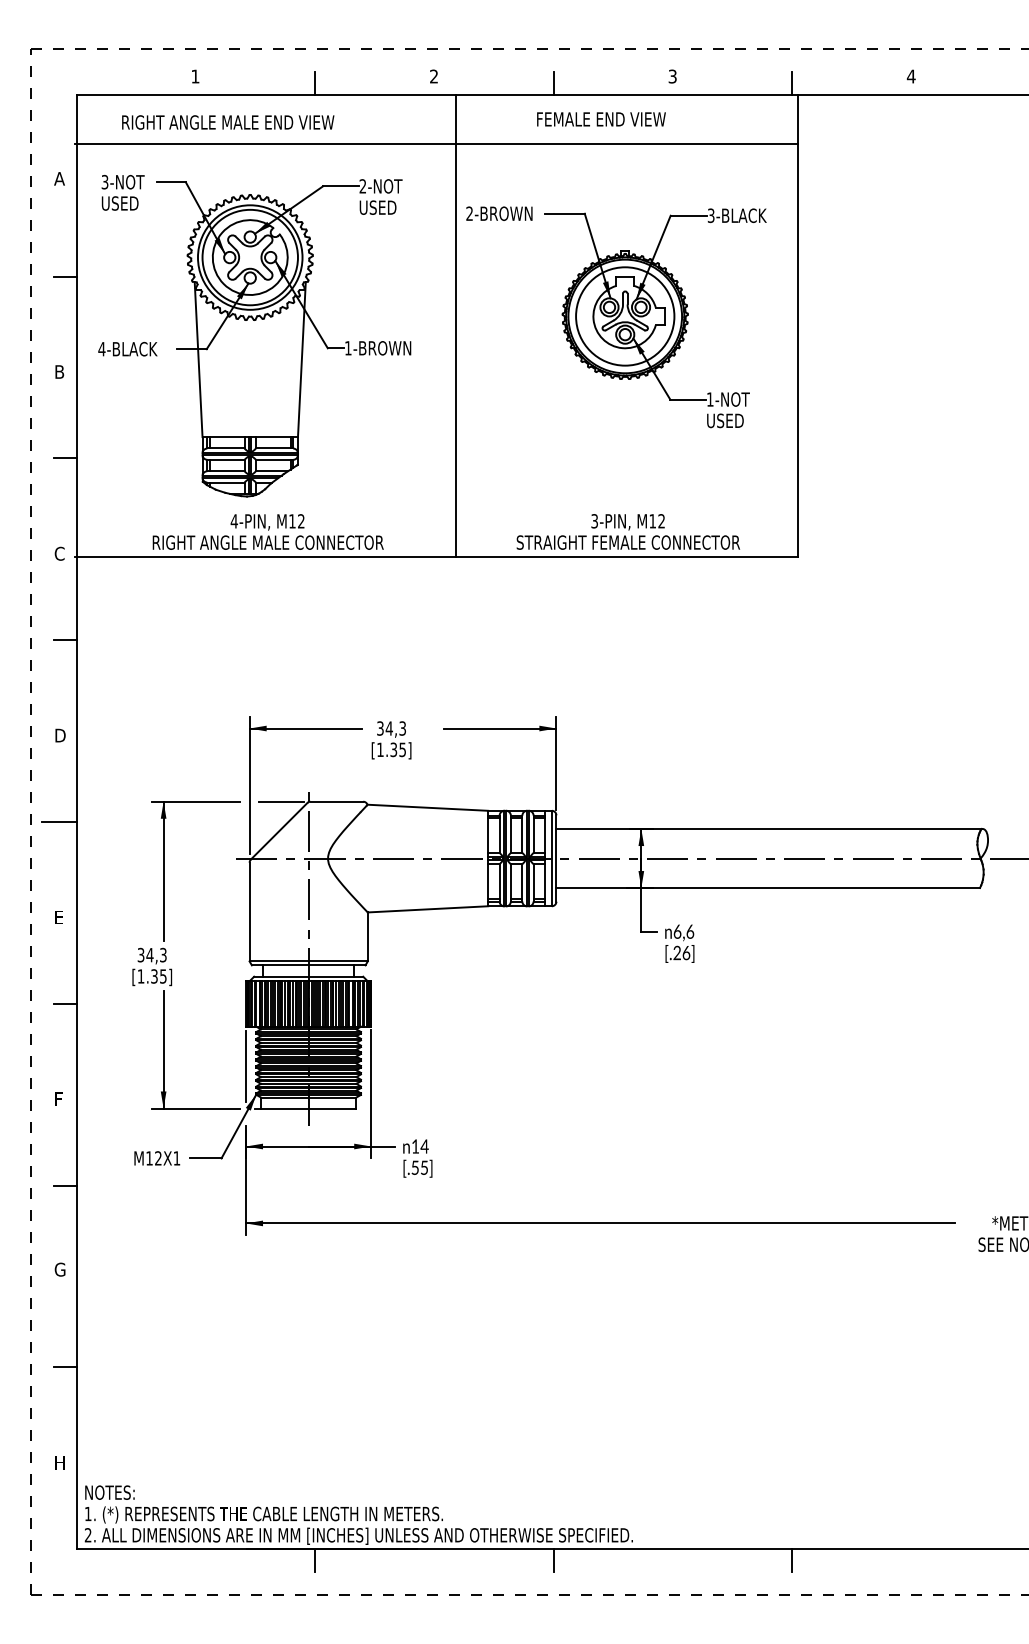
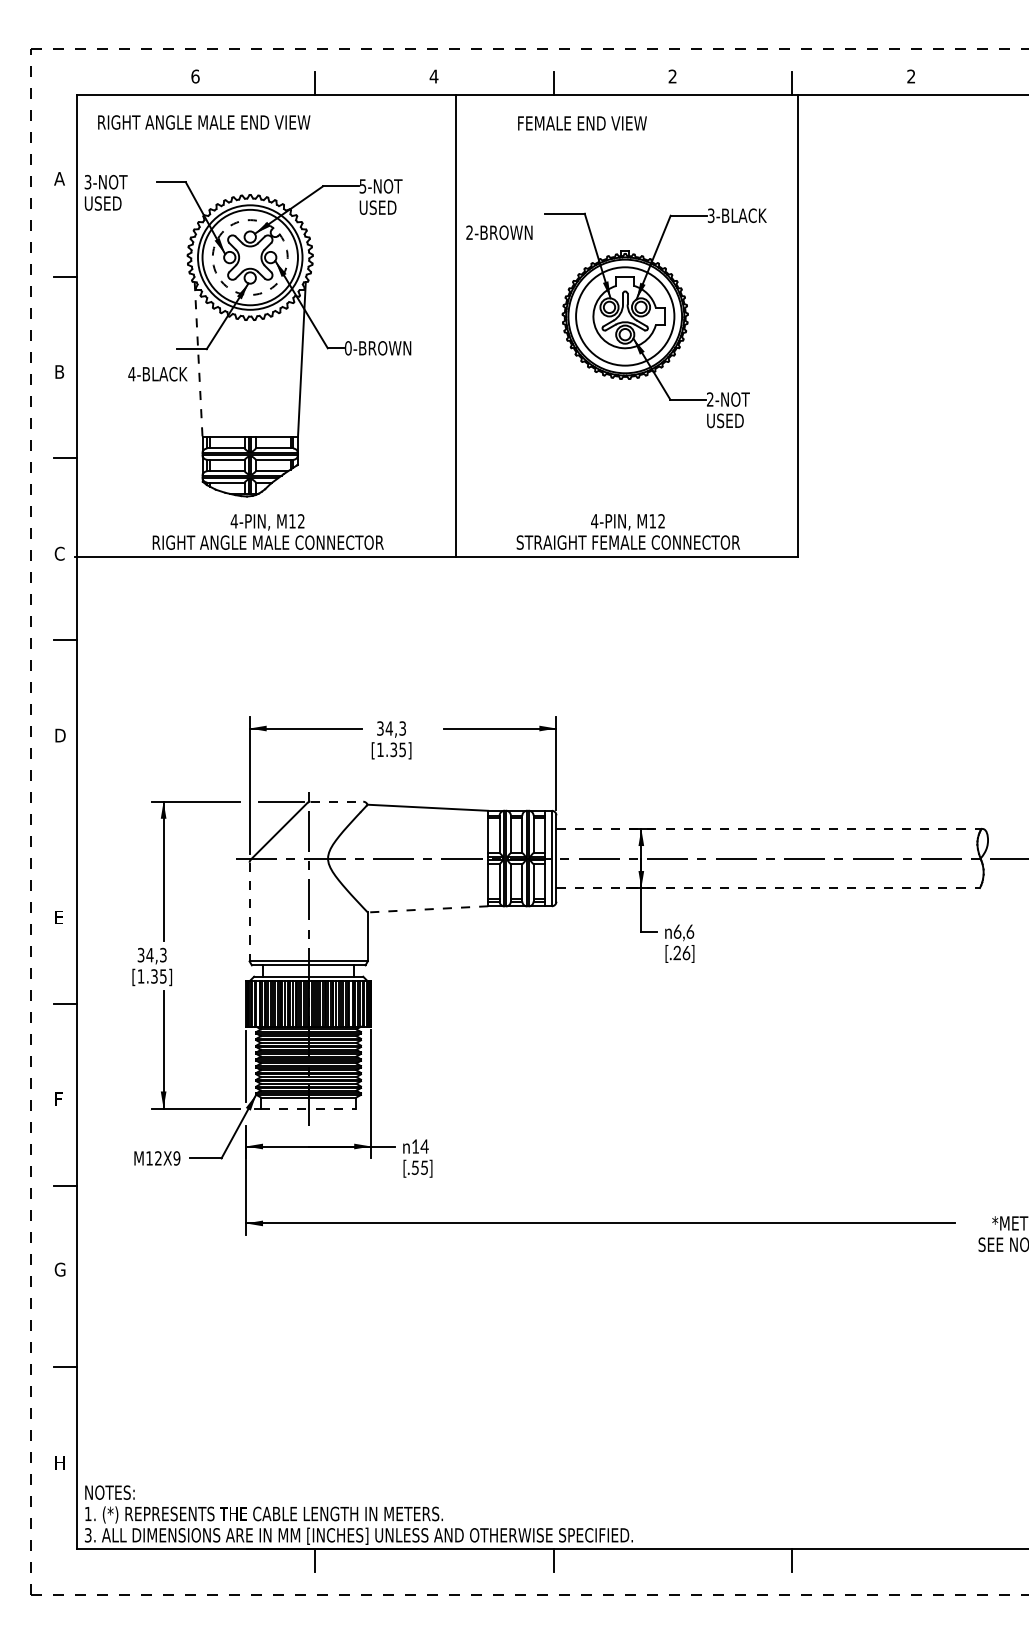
text: 1 -> 6 (195, 76)
text: 2 -> 4 (433, 76)
text: 3 -> 2 (672, 76)
text: 4 -> 2 (910, 76)
text position: (601, 119) -> (582, 123) (582, 123)
text position: (228, 122) -> (204, 122) (204, 122)
line: present -> none (436, 144)
text: 2-NOT -> 5-NOT (362, 186)
text position: (122, 192) -> (105, 192) (105, 192)
text position: (499, 213) -> (499, 232) (499, 232)
arc: solid -> dashed (223, 284)
text: 1-BROWN -> 0-BROWN (347, 348)
text position: (127, 349) -> (157, 374) (157, 374)
line: solid -> dashed (198, 359)
text: 1-NOT -> 2-NOT (710, 399)
text: 3-PIN, -> 4-PIN, (594, 521)
line: solid -> dashed (337, 801)
line: present -> none (59, 822)
line: solid -> dashed (768, 828)
line: solid -> dashed (768, 888)
line: solid -> dashed (427, 909)
line: solid -> dashed (249, 912)
line: solid -> dashed (308, 1108)
text: M12X1 -> M12X9 (176, 1158)
text: 2. -> 3. (88, 1535)
